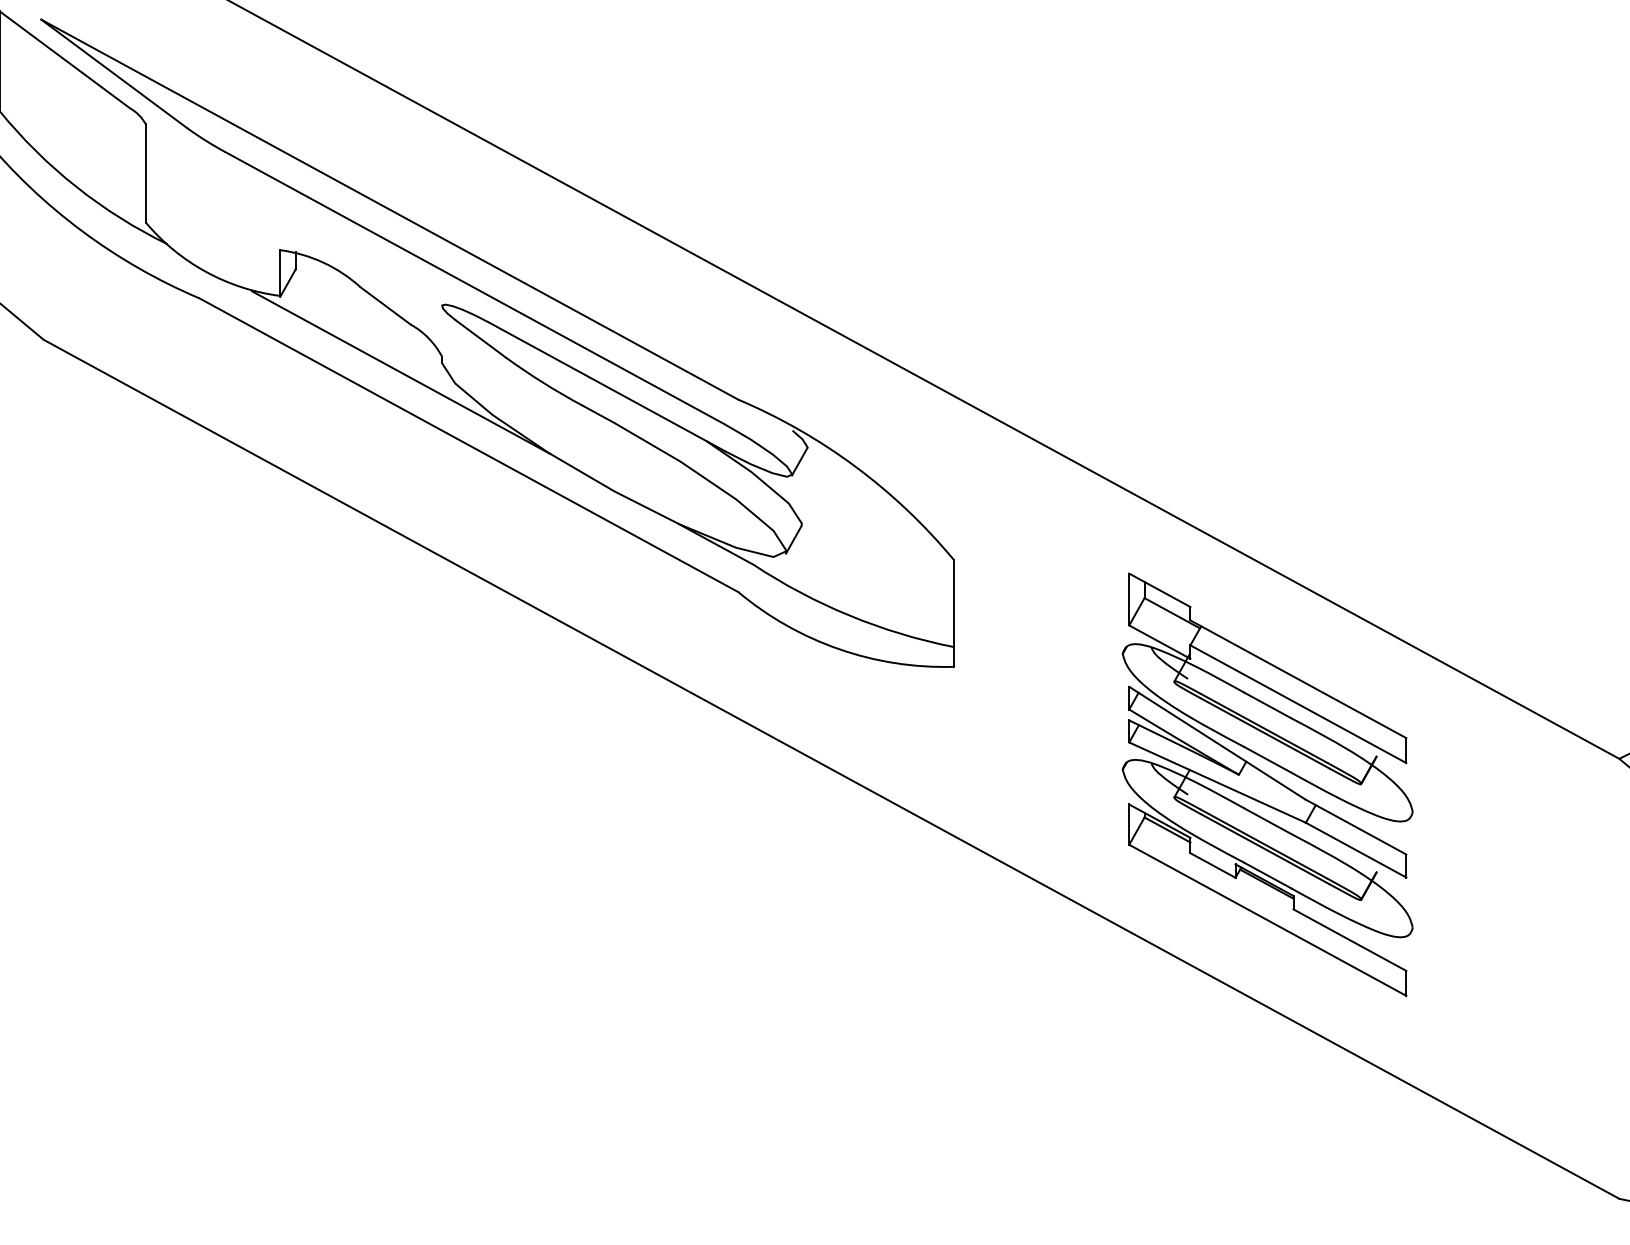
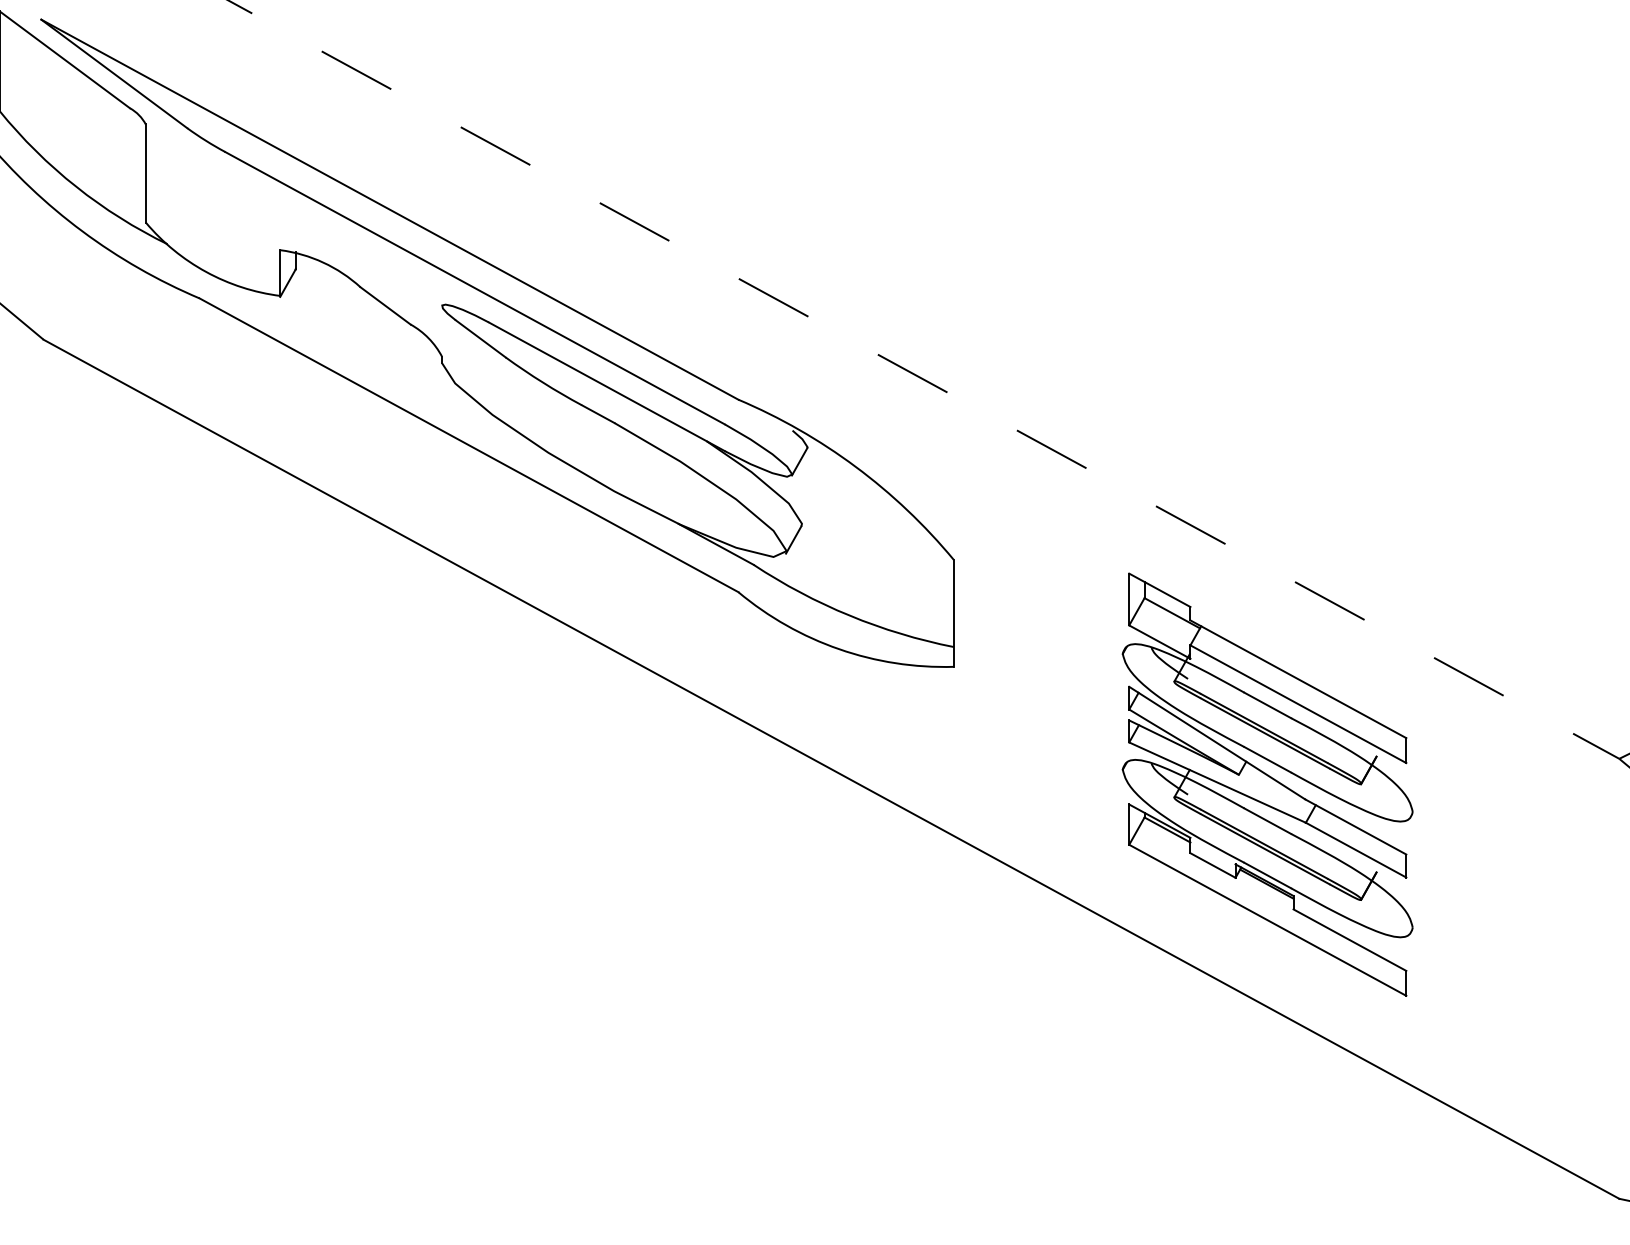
line: present -> none (401, 372)
line: solid -> dashed (924, 379)
